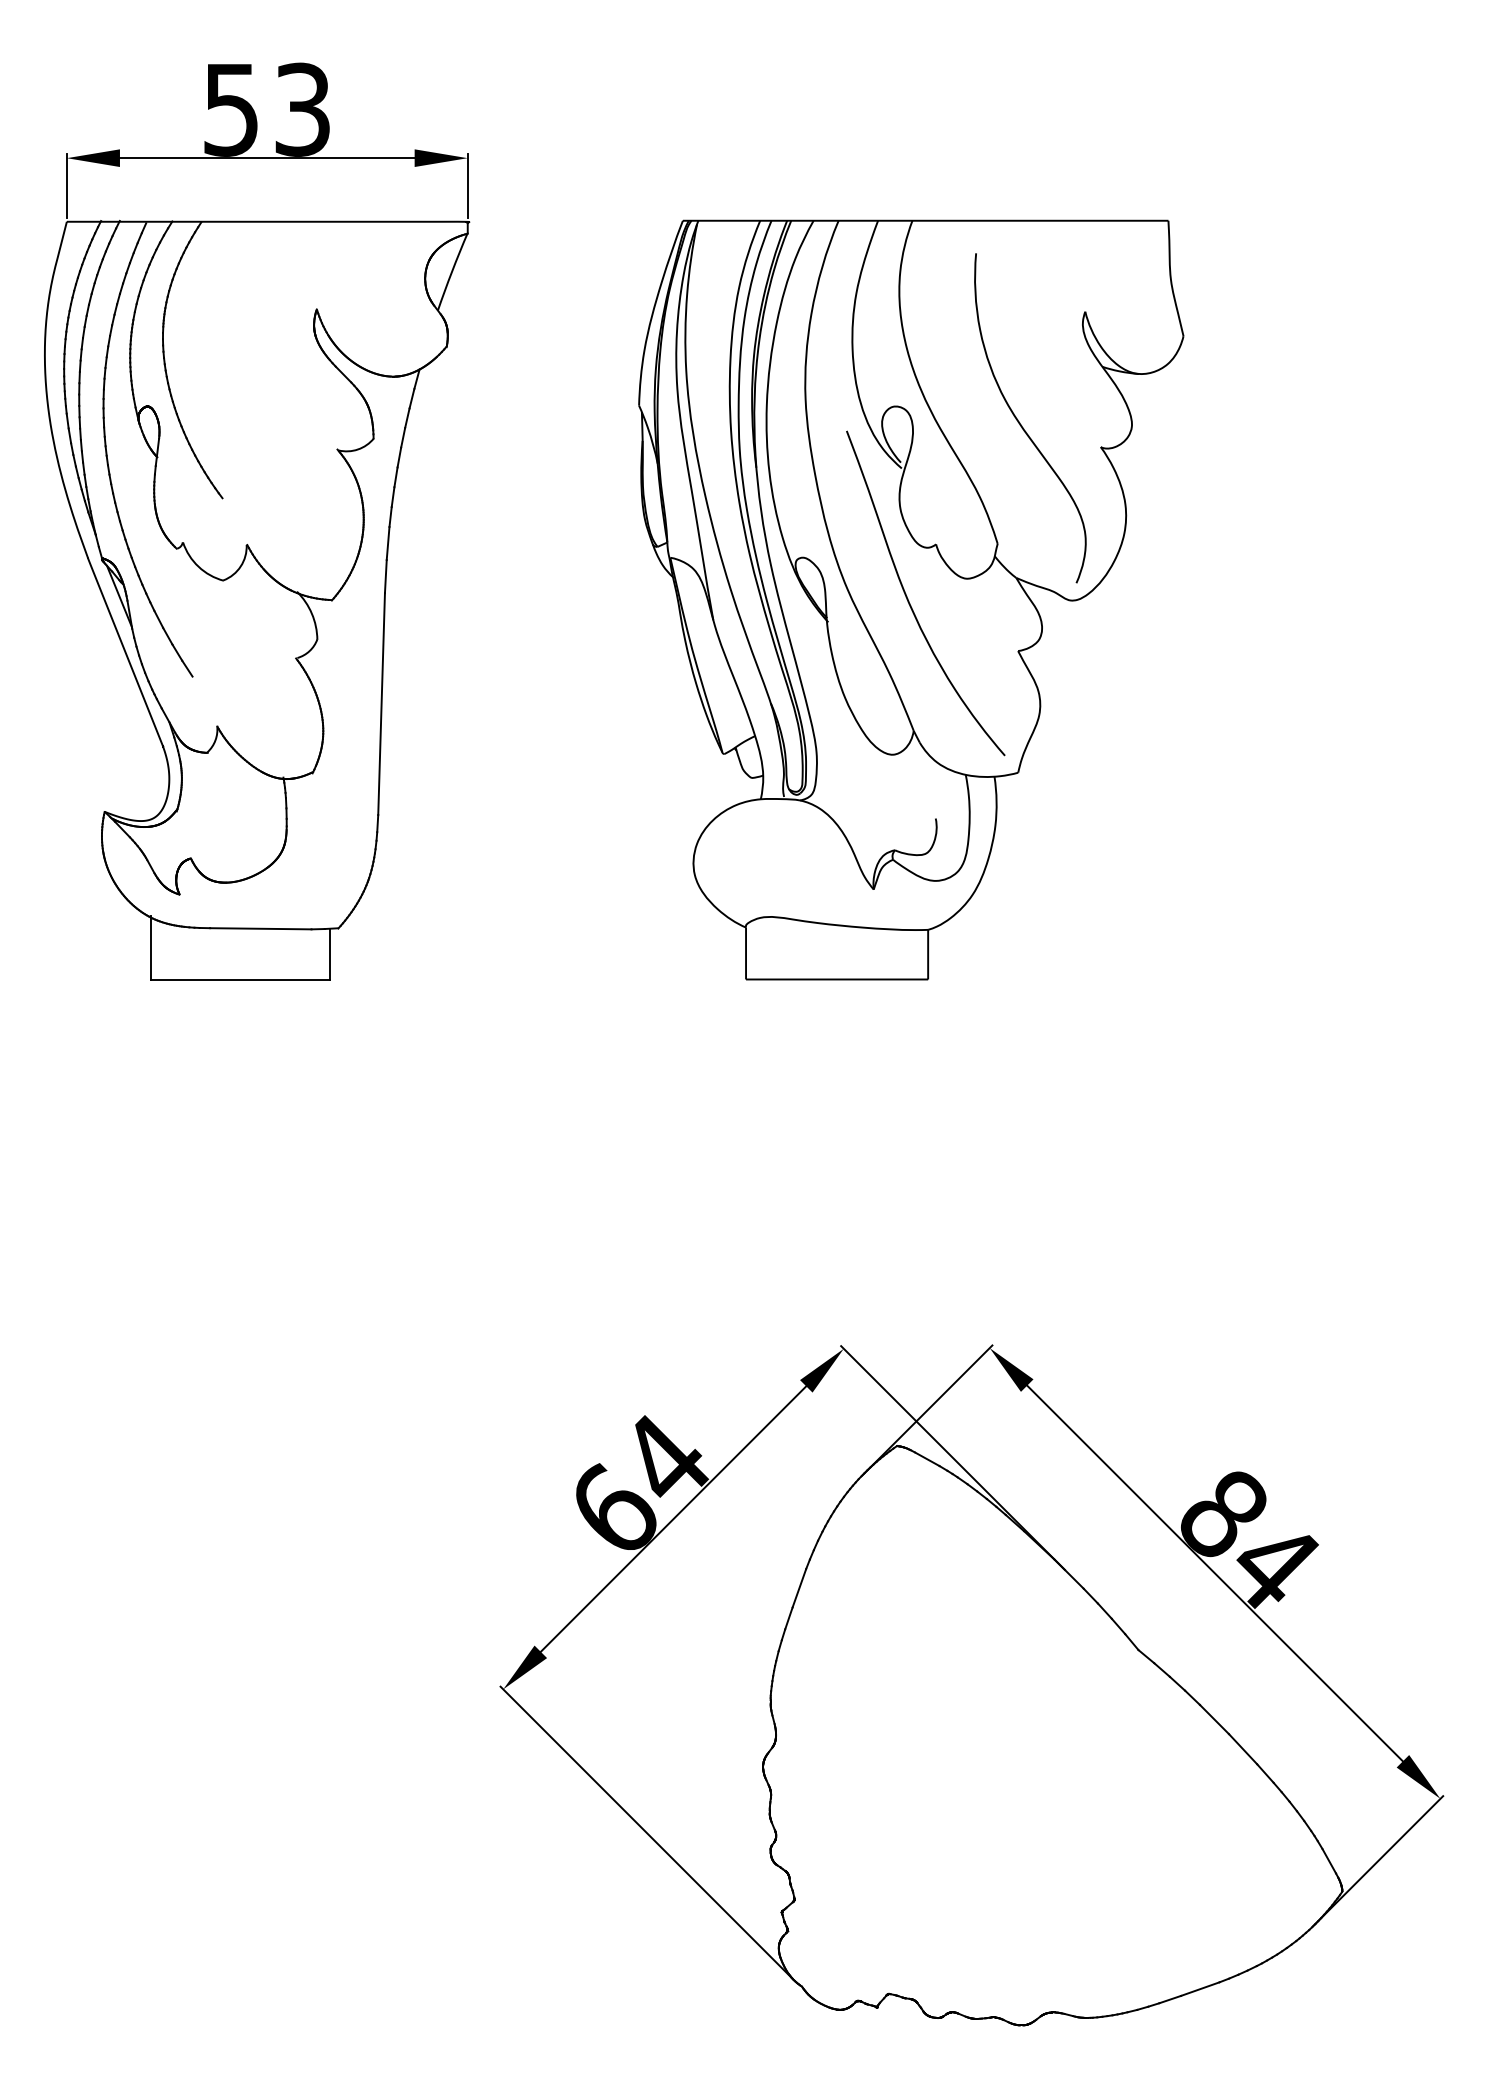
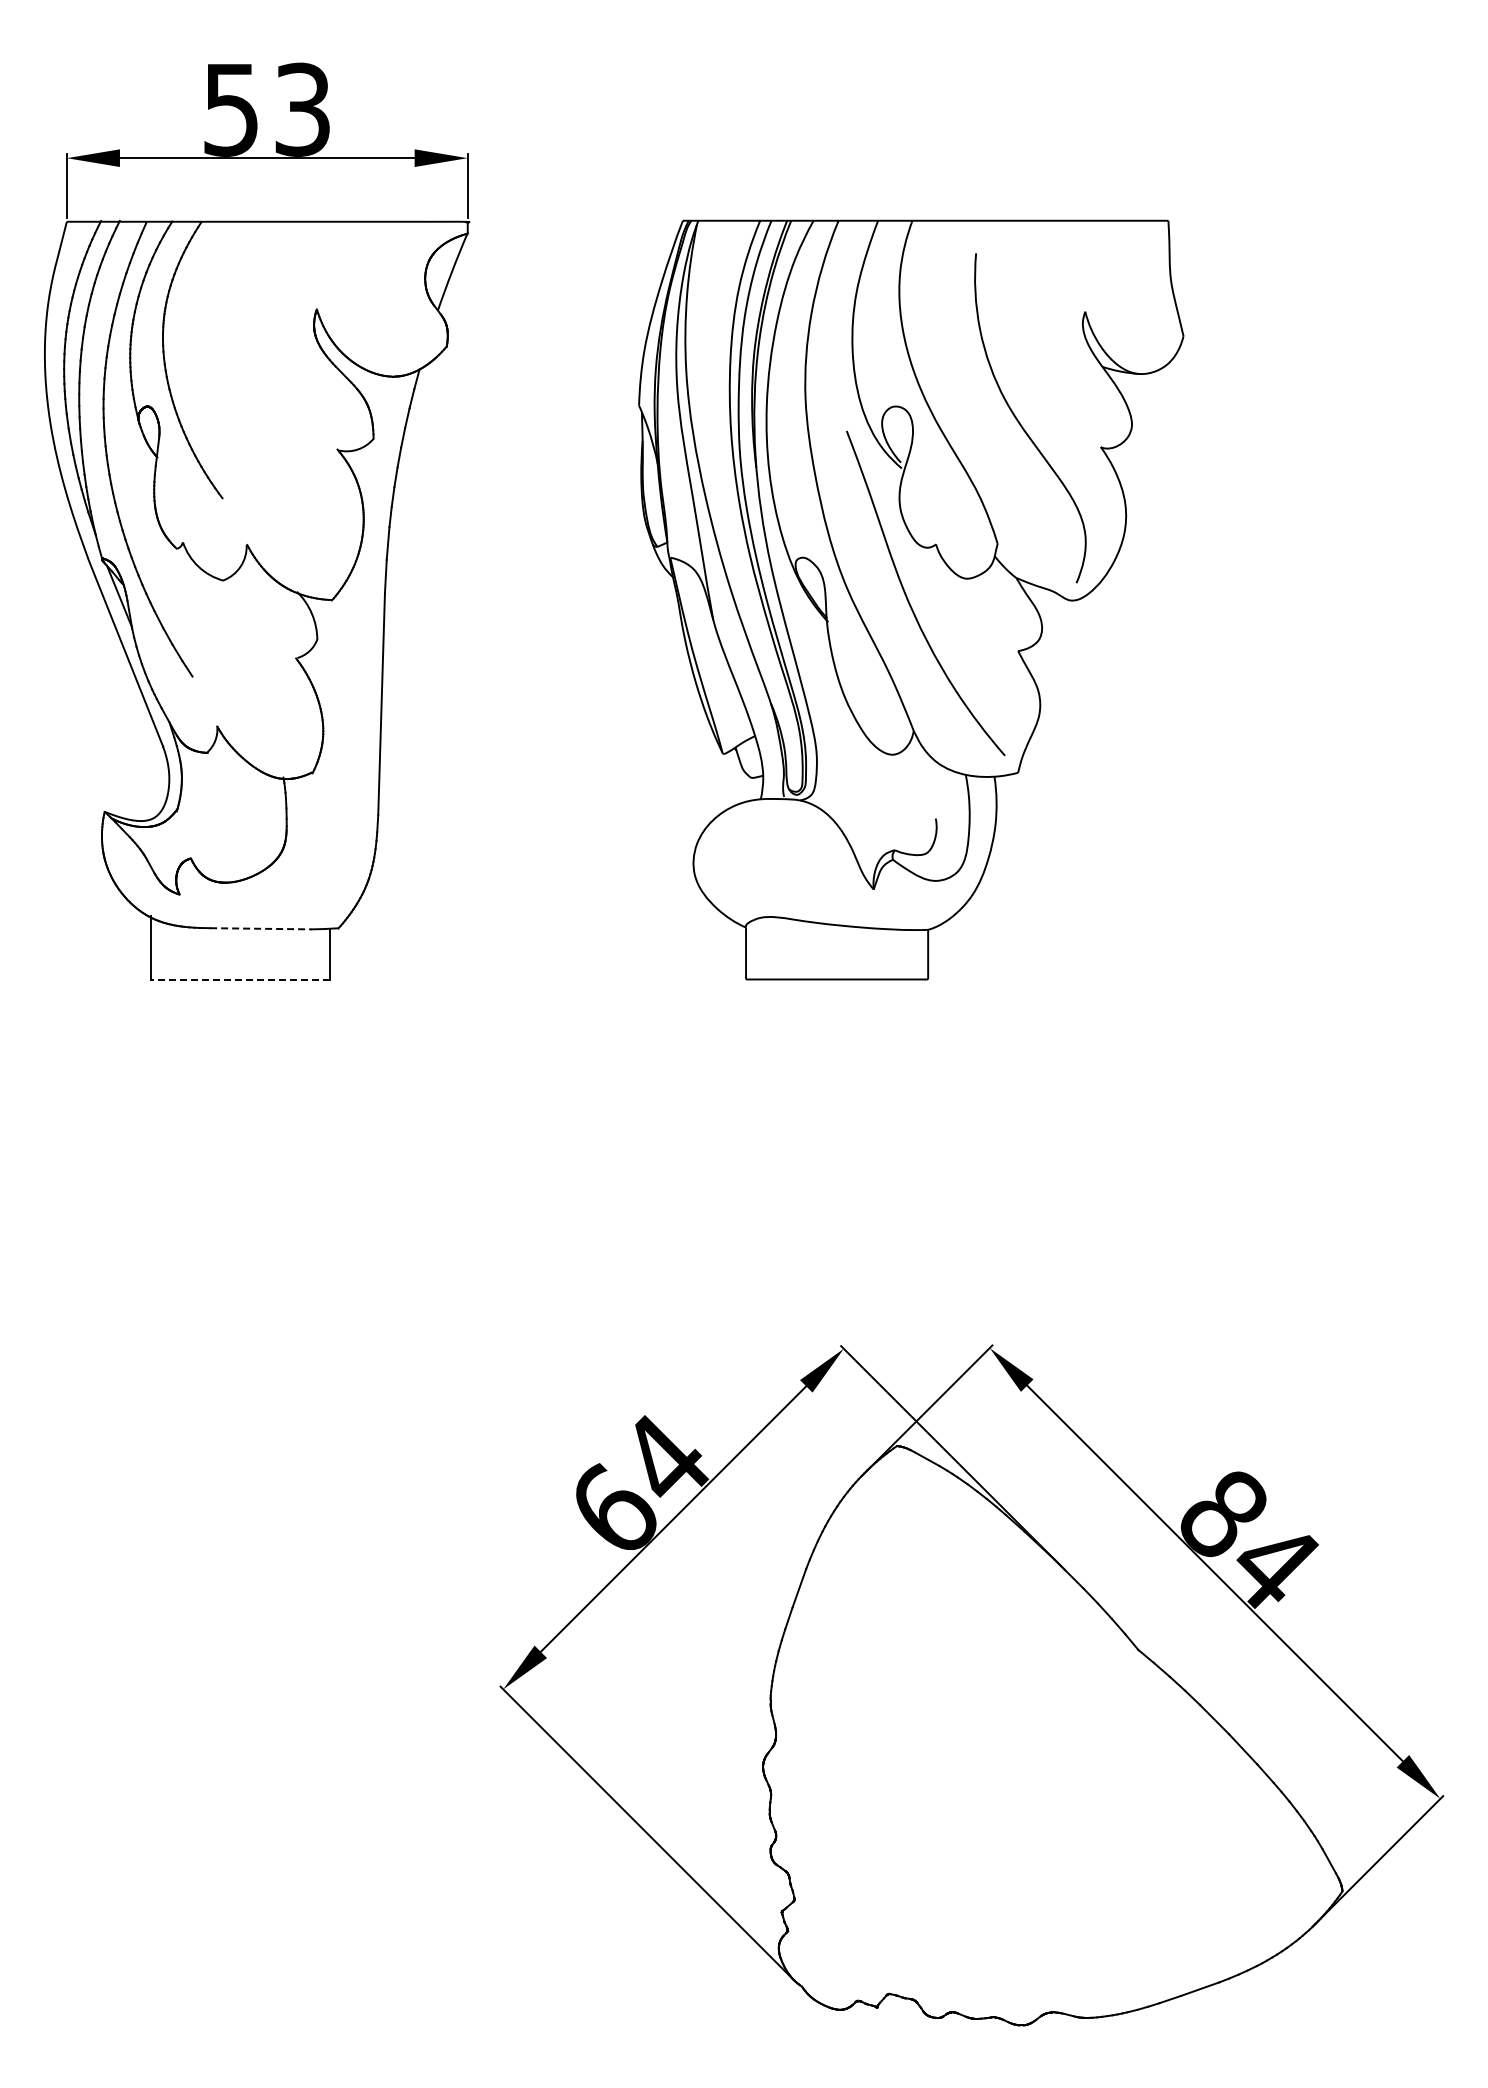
line: solid -> dashed (260, 928)
line: solid -> dashed (240, 979)
